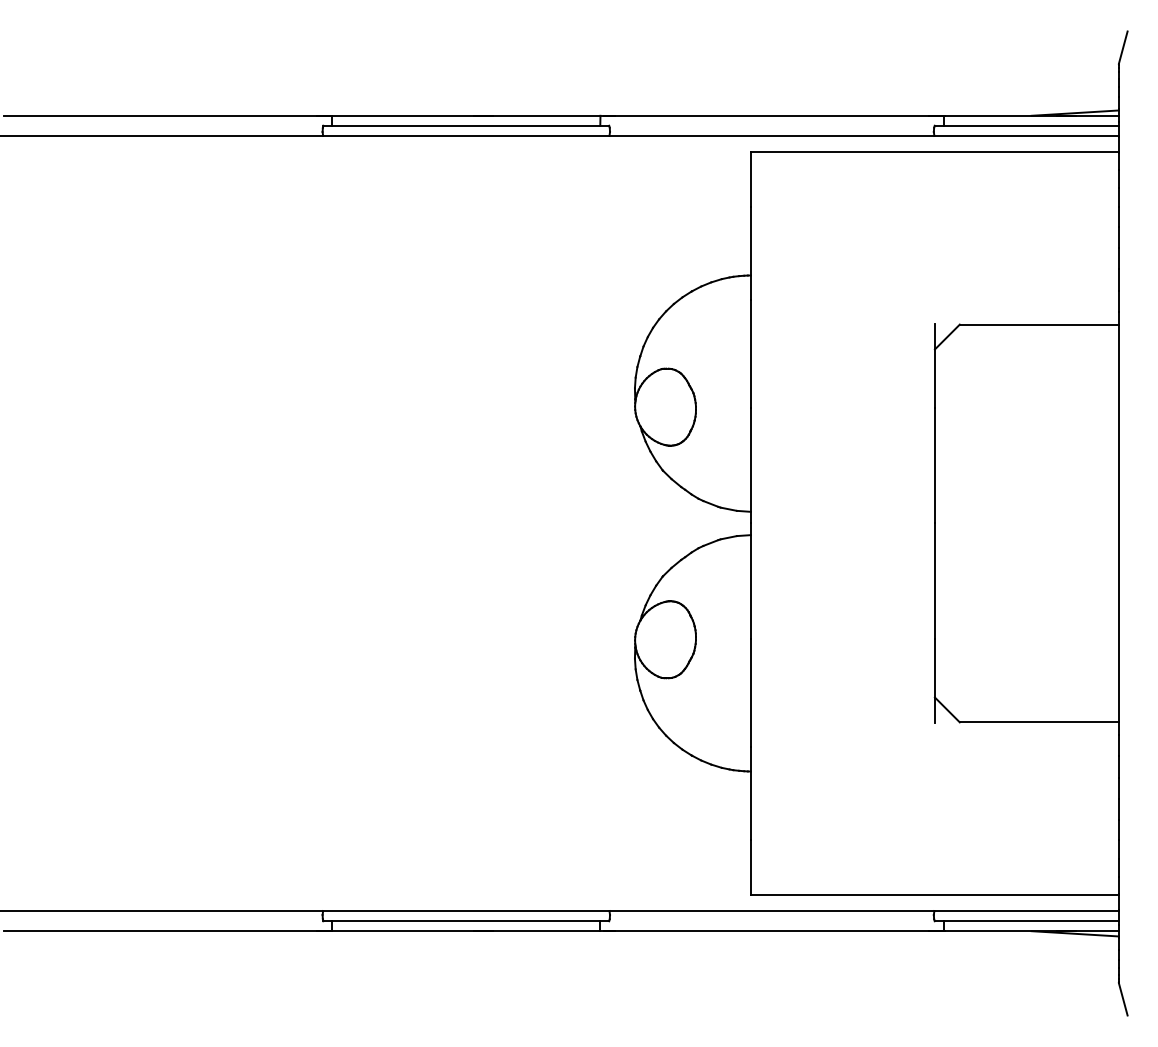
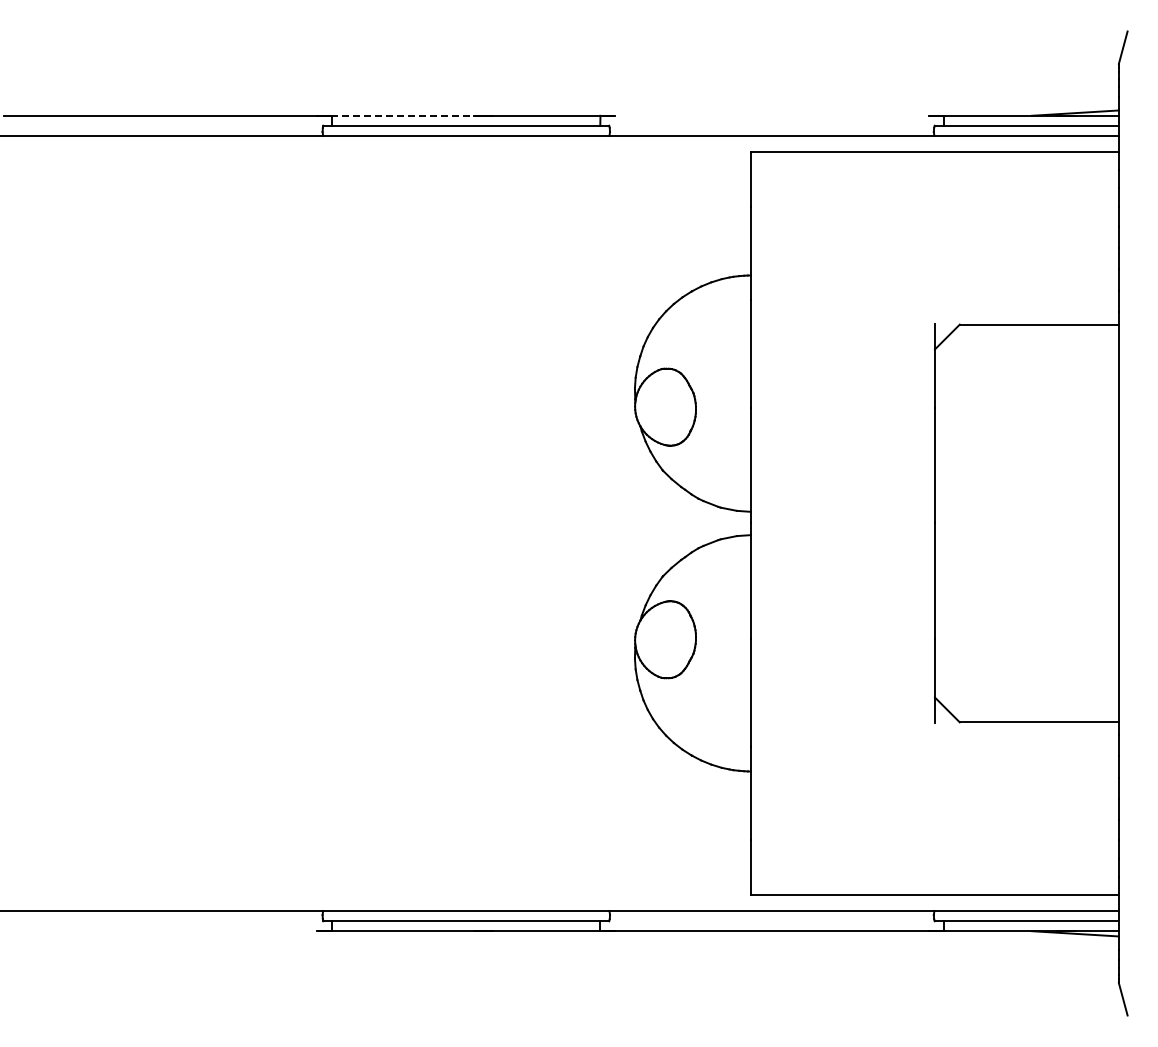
line: solid -> dashed (402, 115)
line: present -> none (771, 115)
line: present -> none (160, 931)
